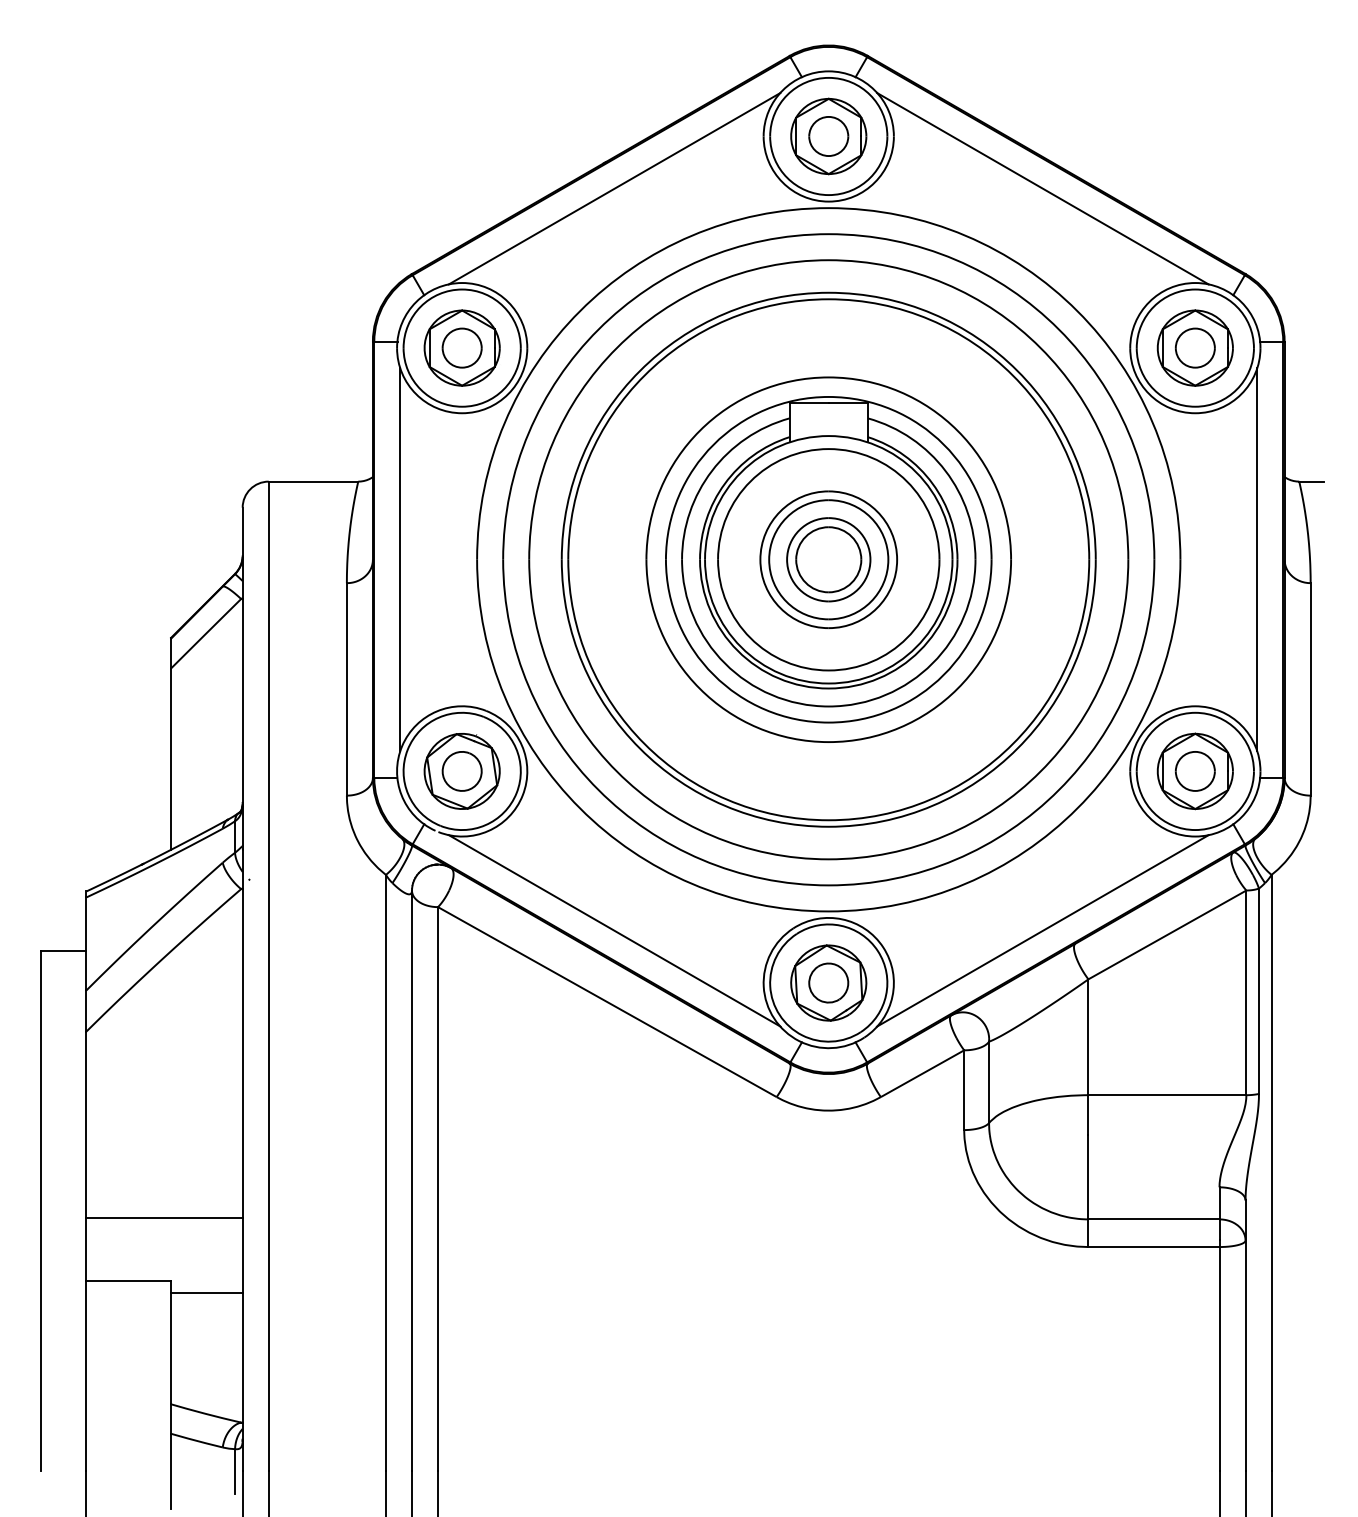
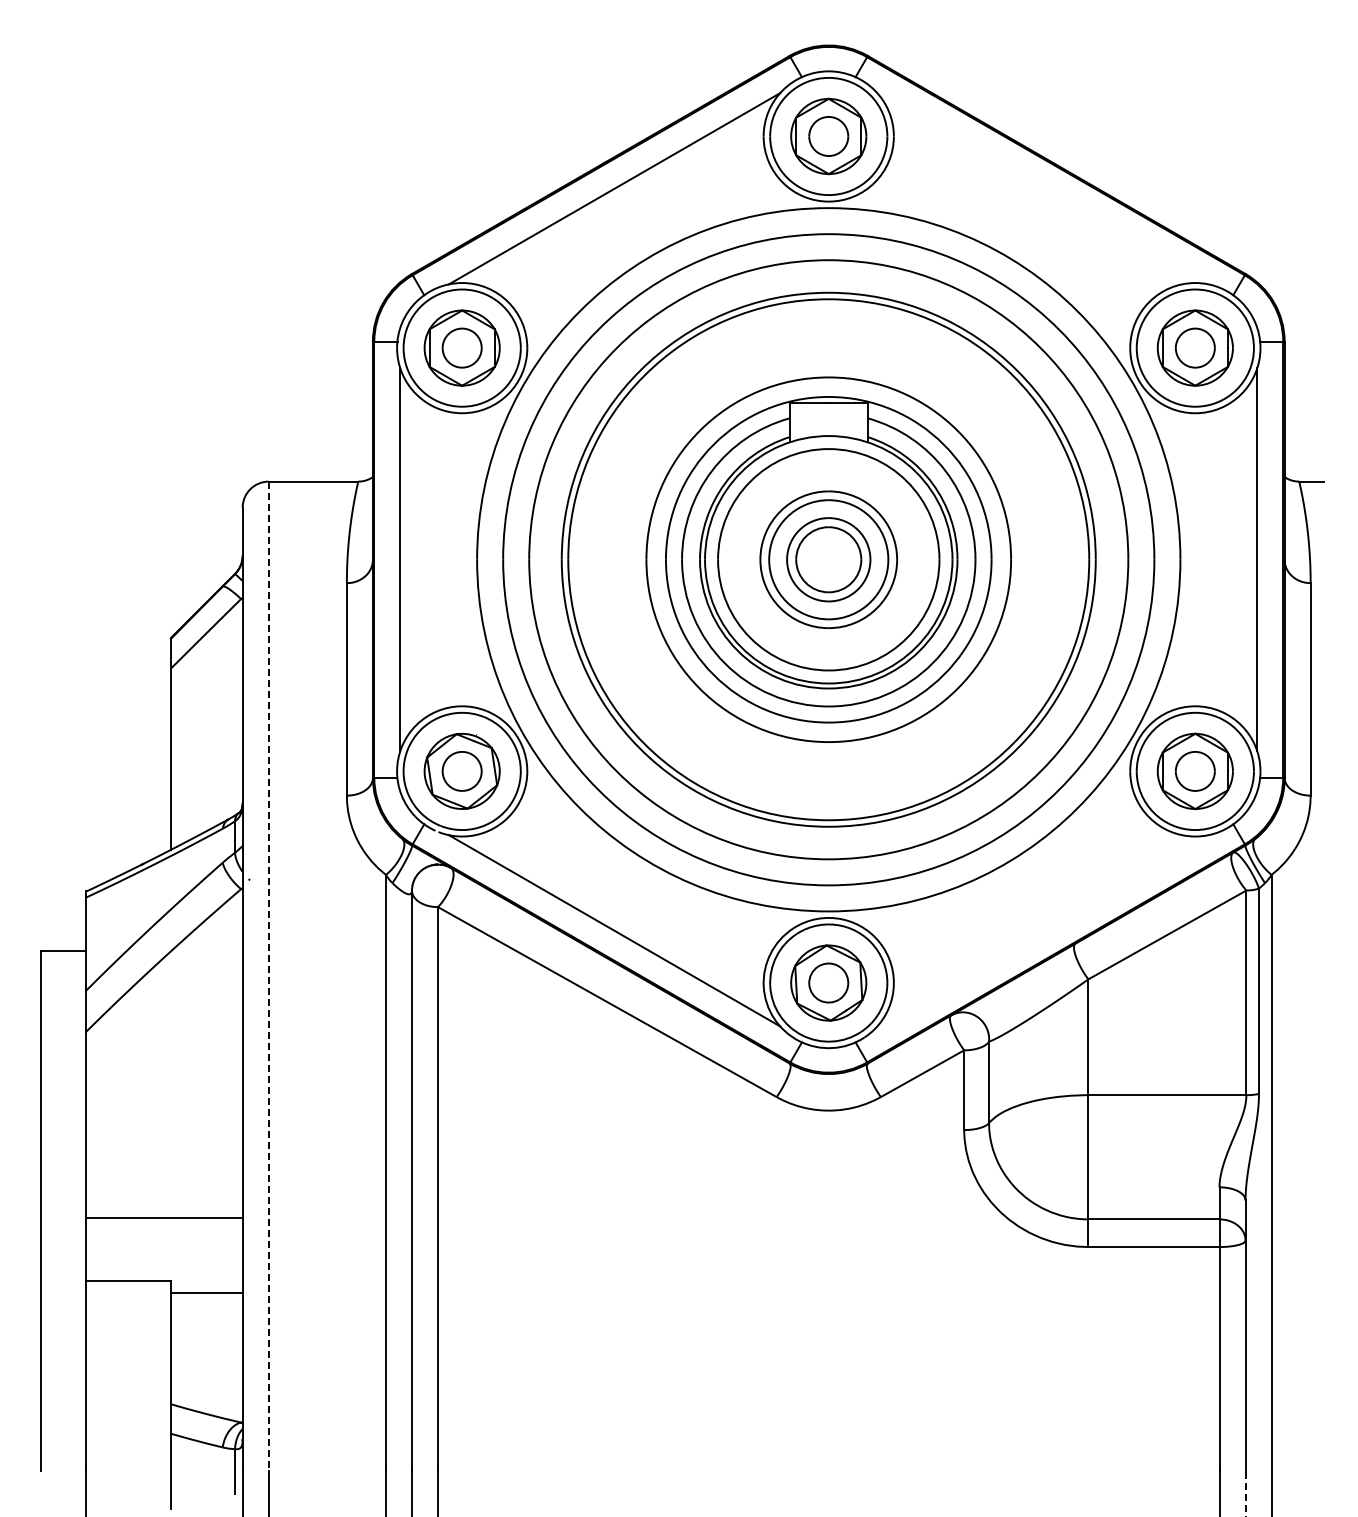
line: present -> none (1042, 188)
line: present -> none (1042, 930)
line: solid -> dashed (268, 976)
line: solid -> dashed (1245, 1493)
